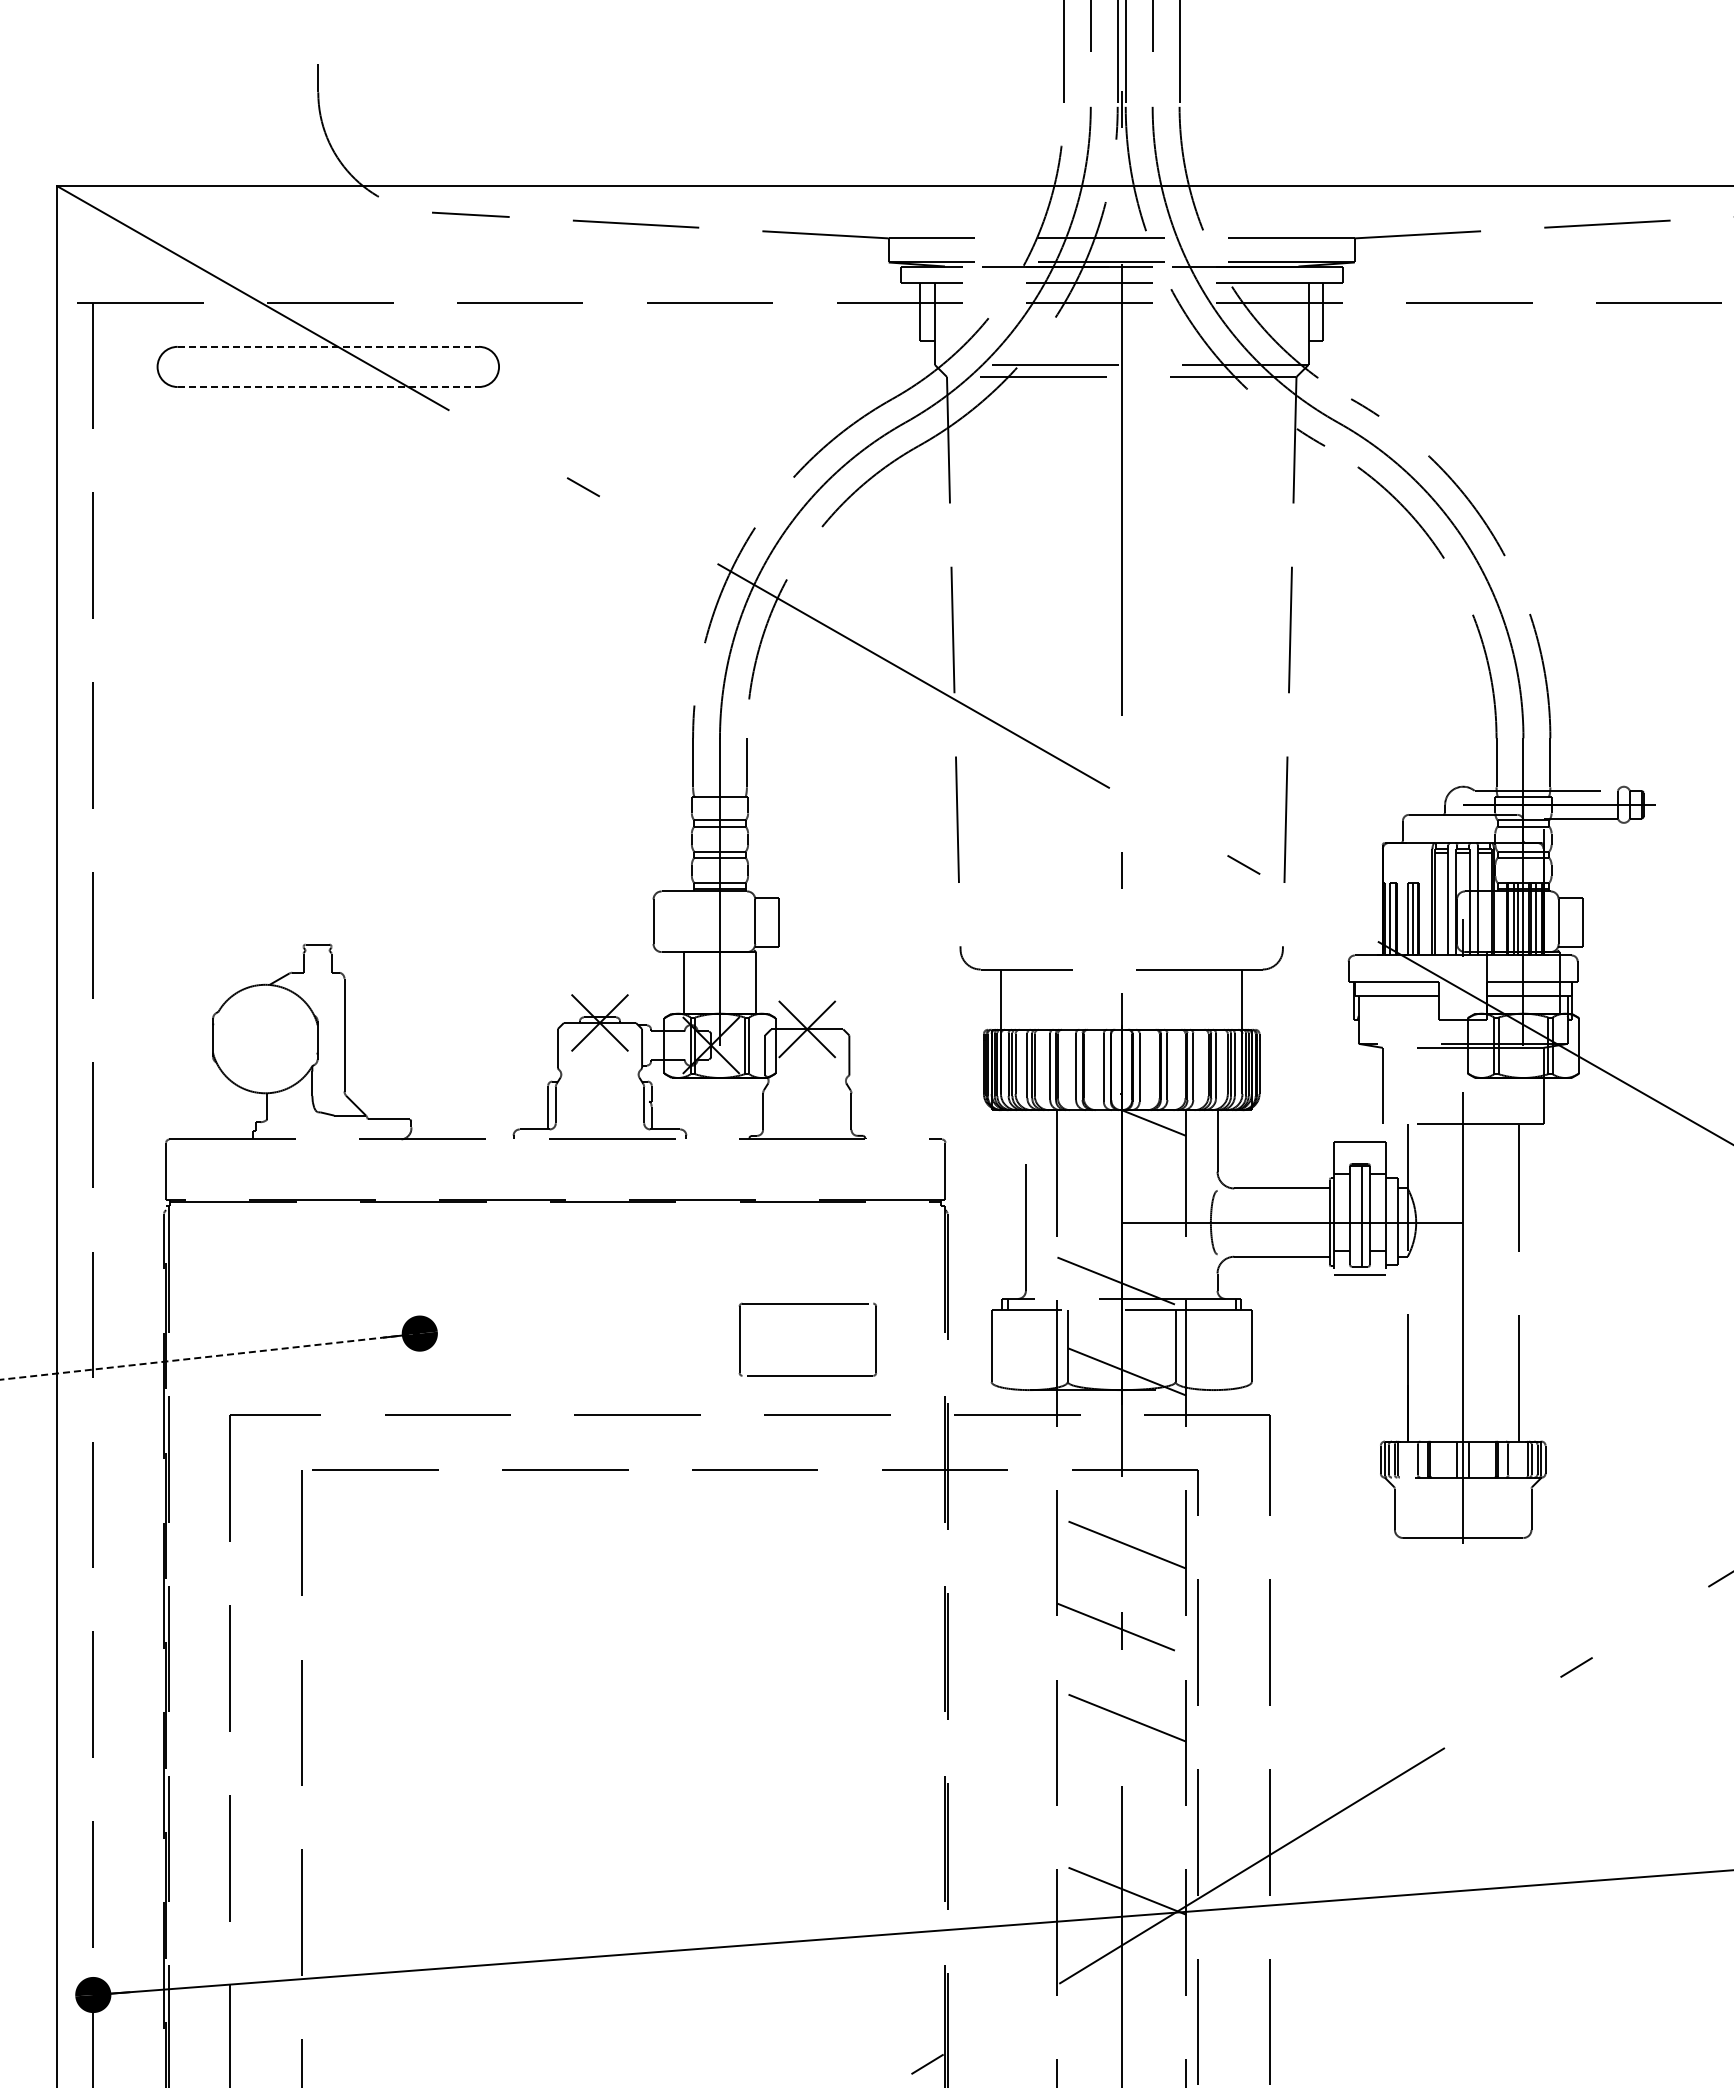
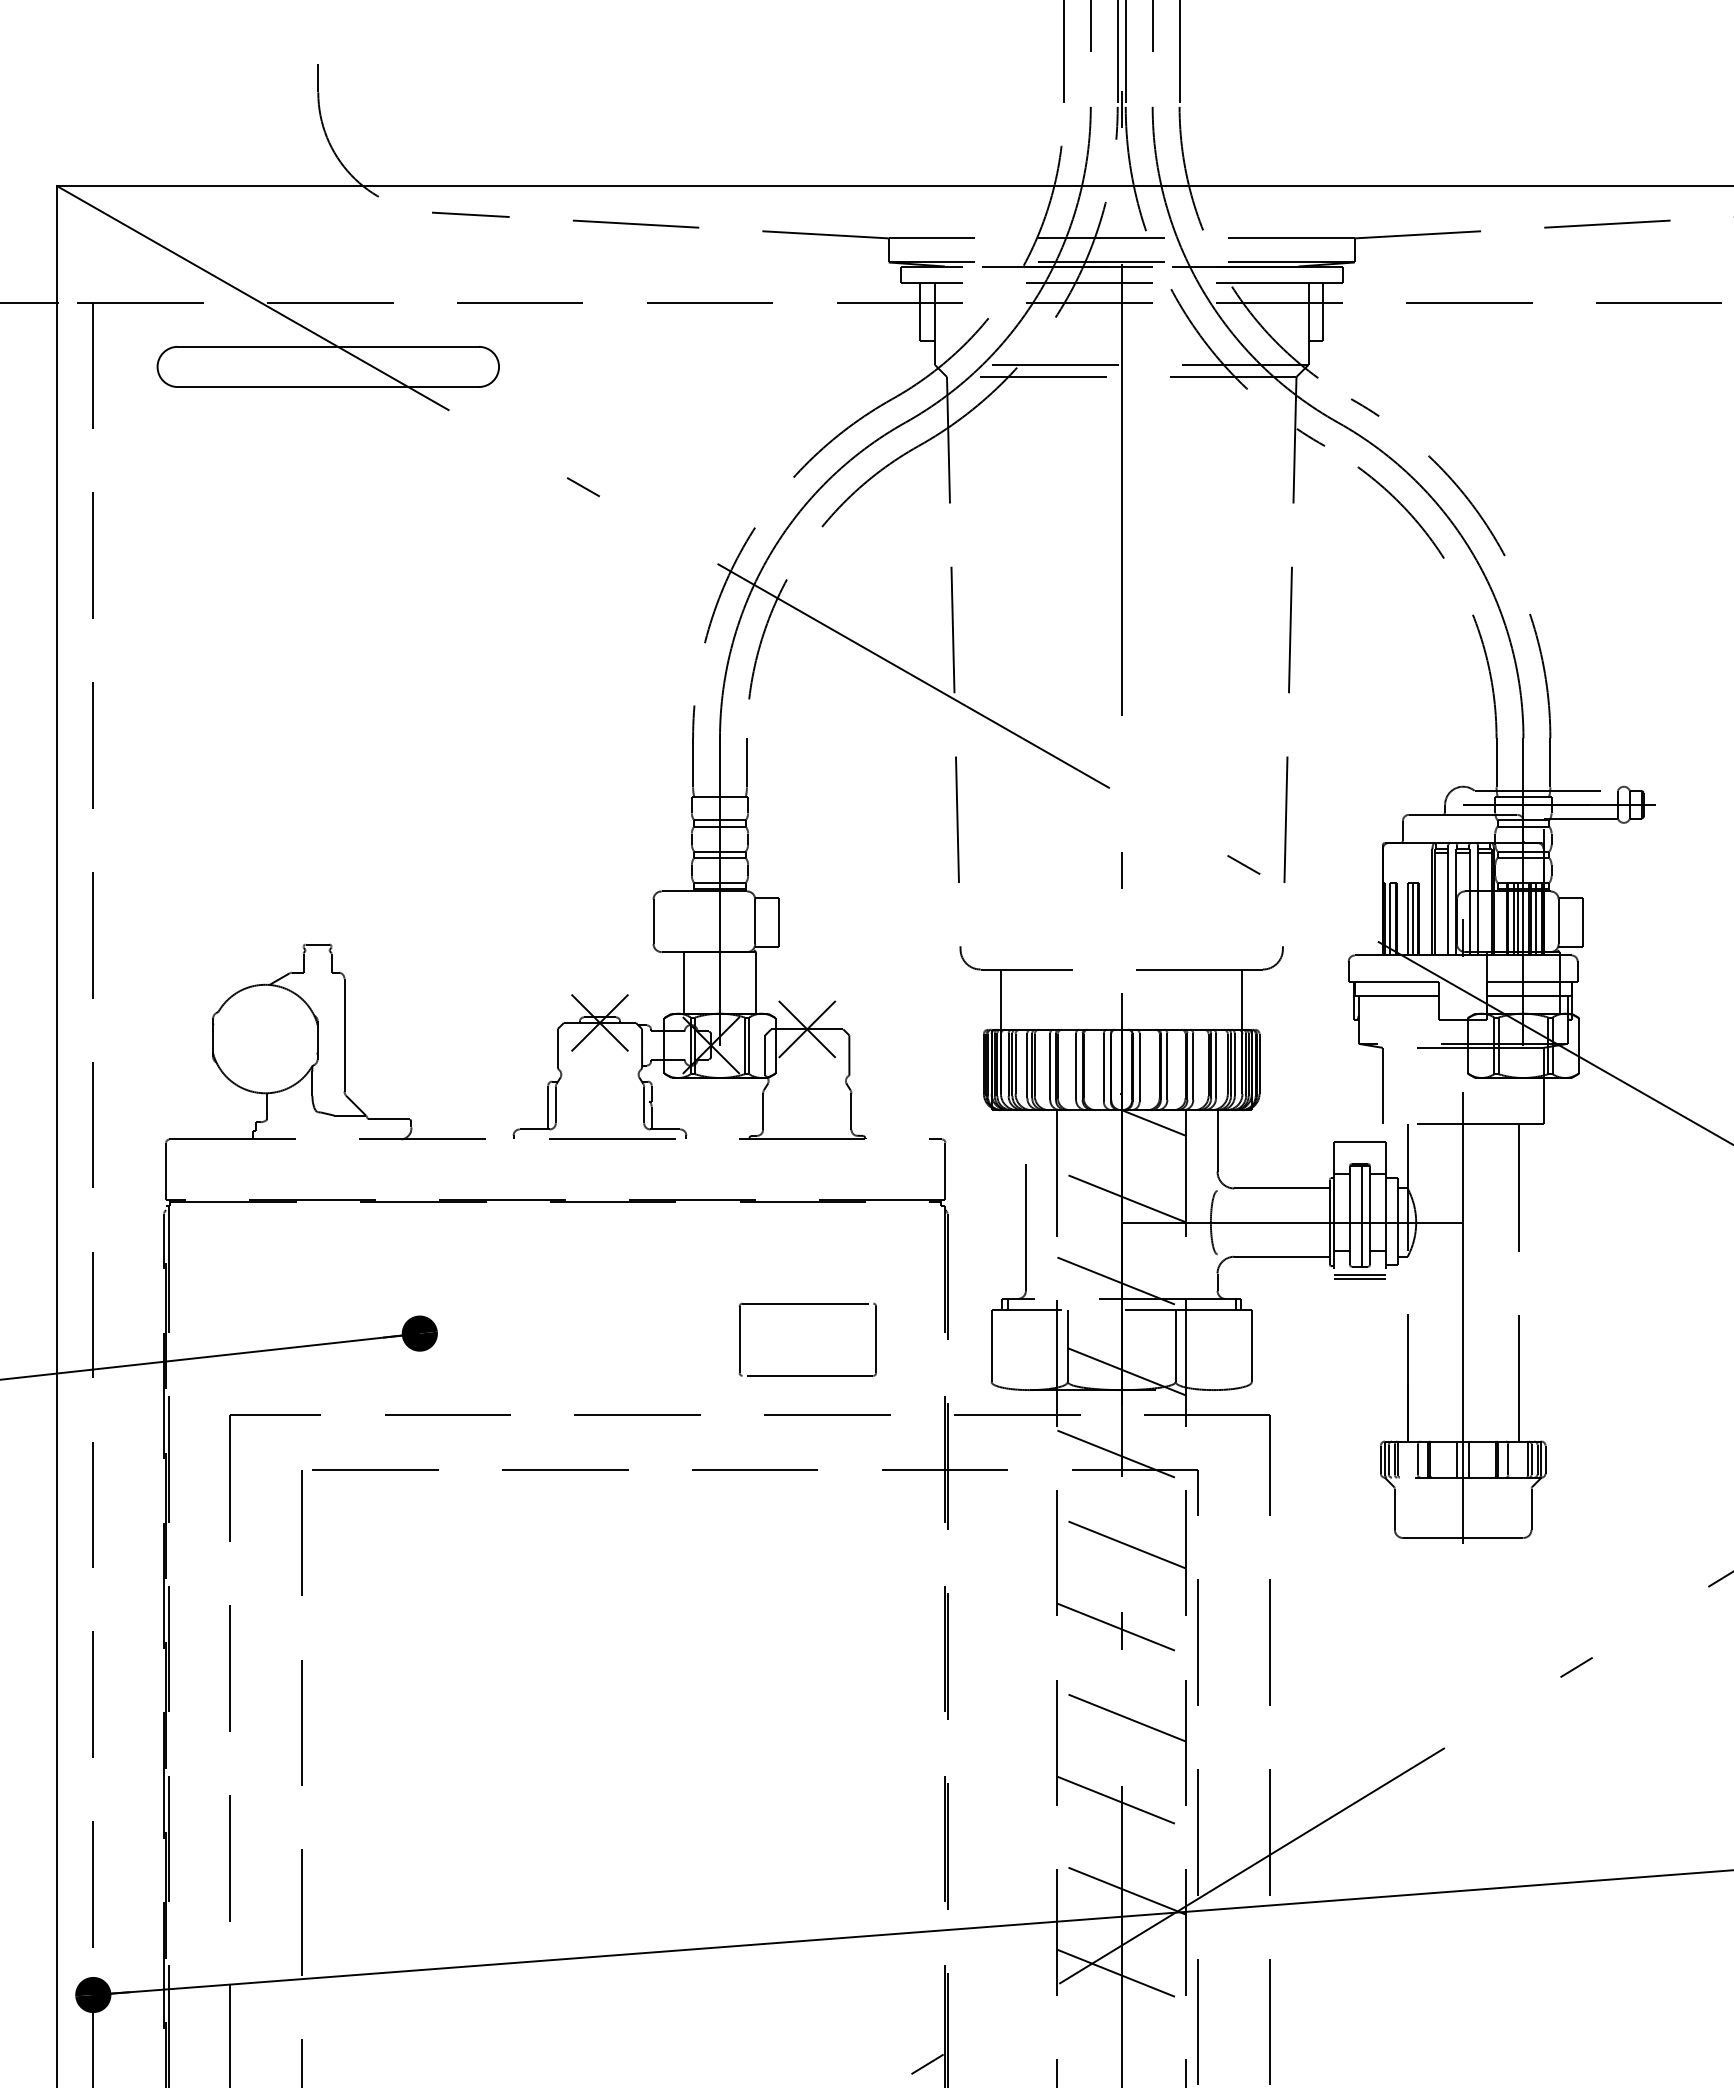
line: none -> present (30, 302)
line: dashed -> solid (328, 346)
line: dashed -> solid (328, 387)
line: none -> present (1121, 1196)
line: none -> present (1359, 1278)
line: dashed -> solid (210, 1356)
line: none -> present (1121, 1455)
line: none -> present (1121, 1802)
line: none -> present (1121, 1975)
